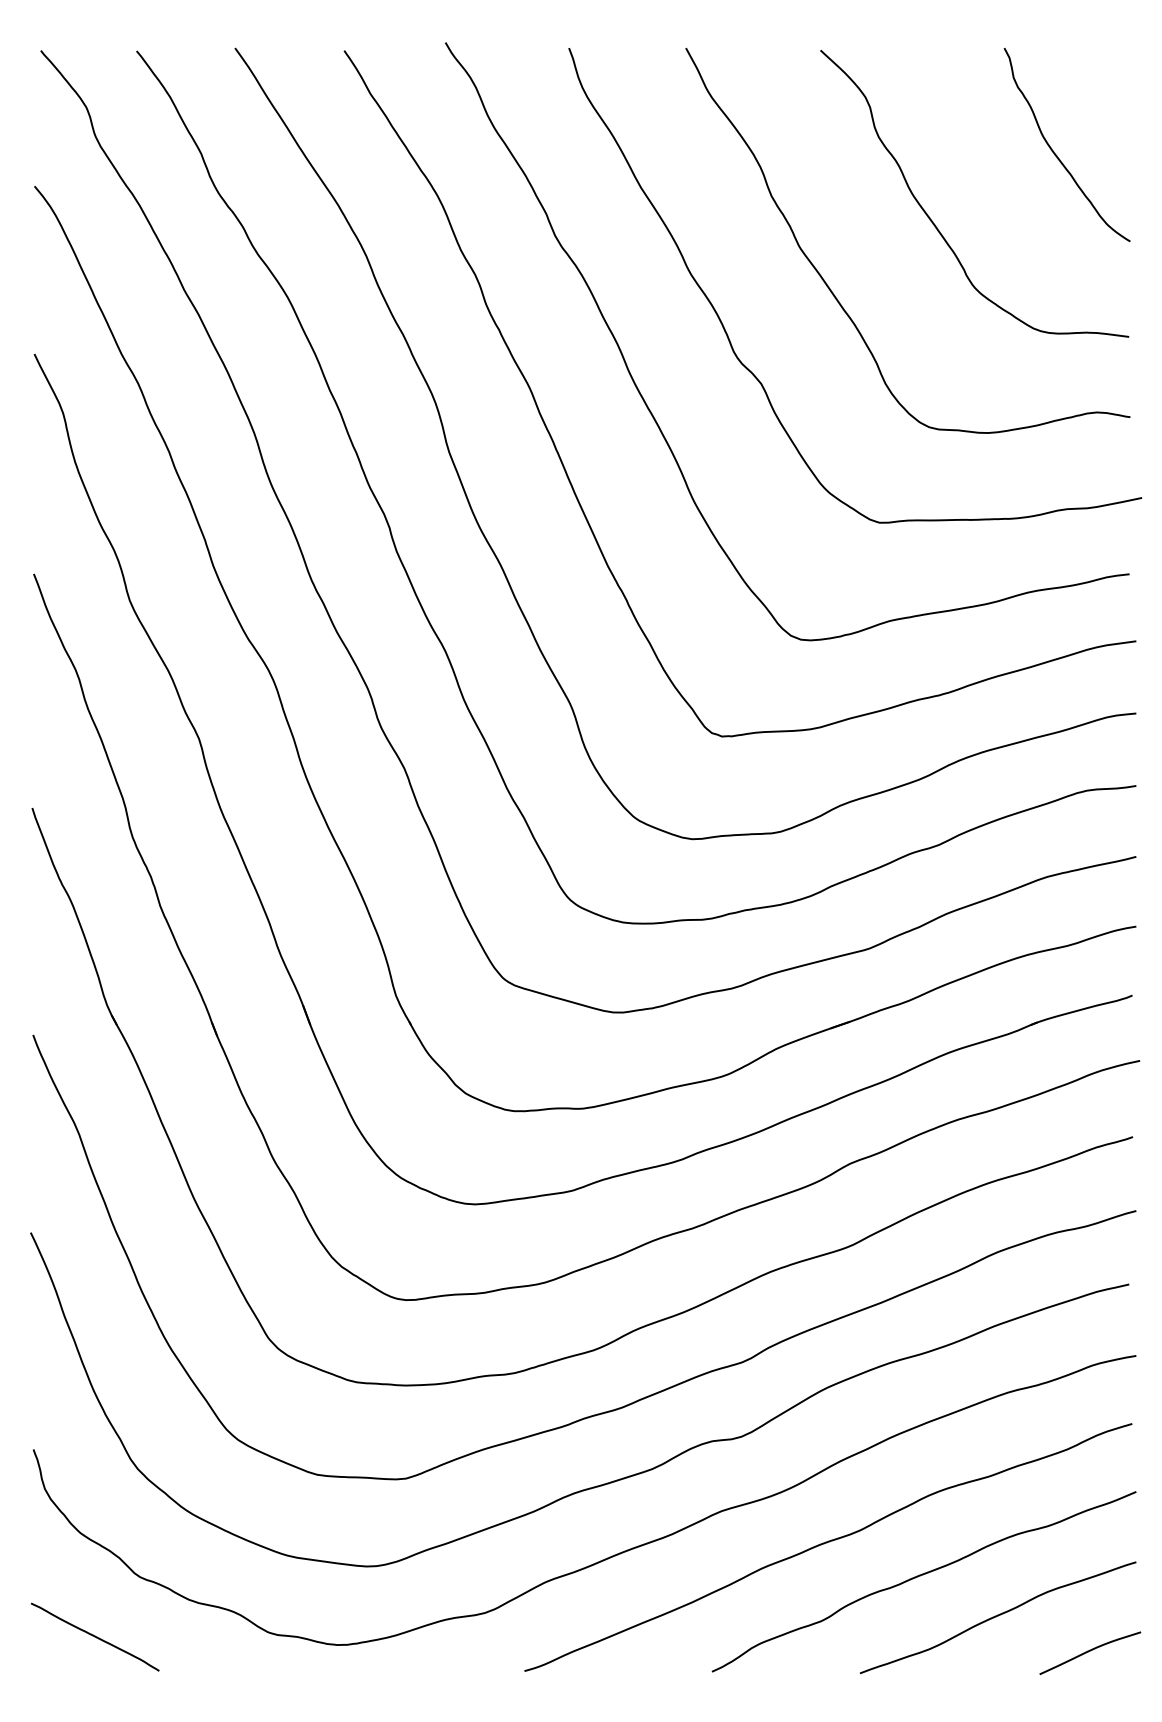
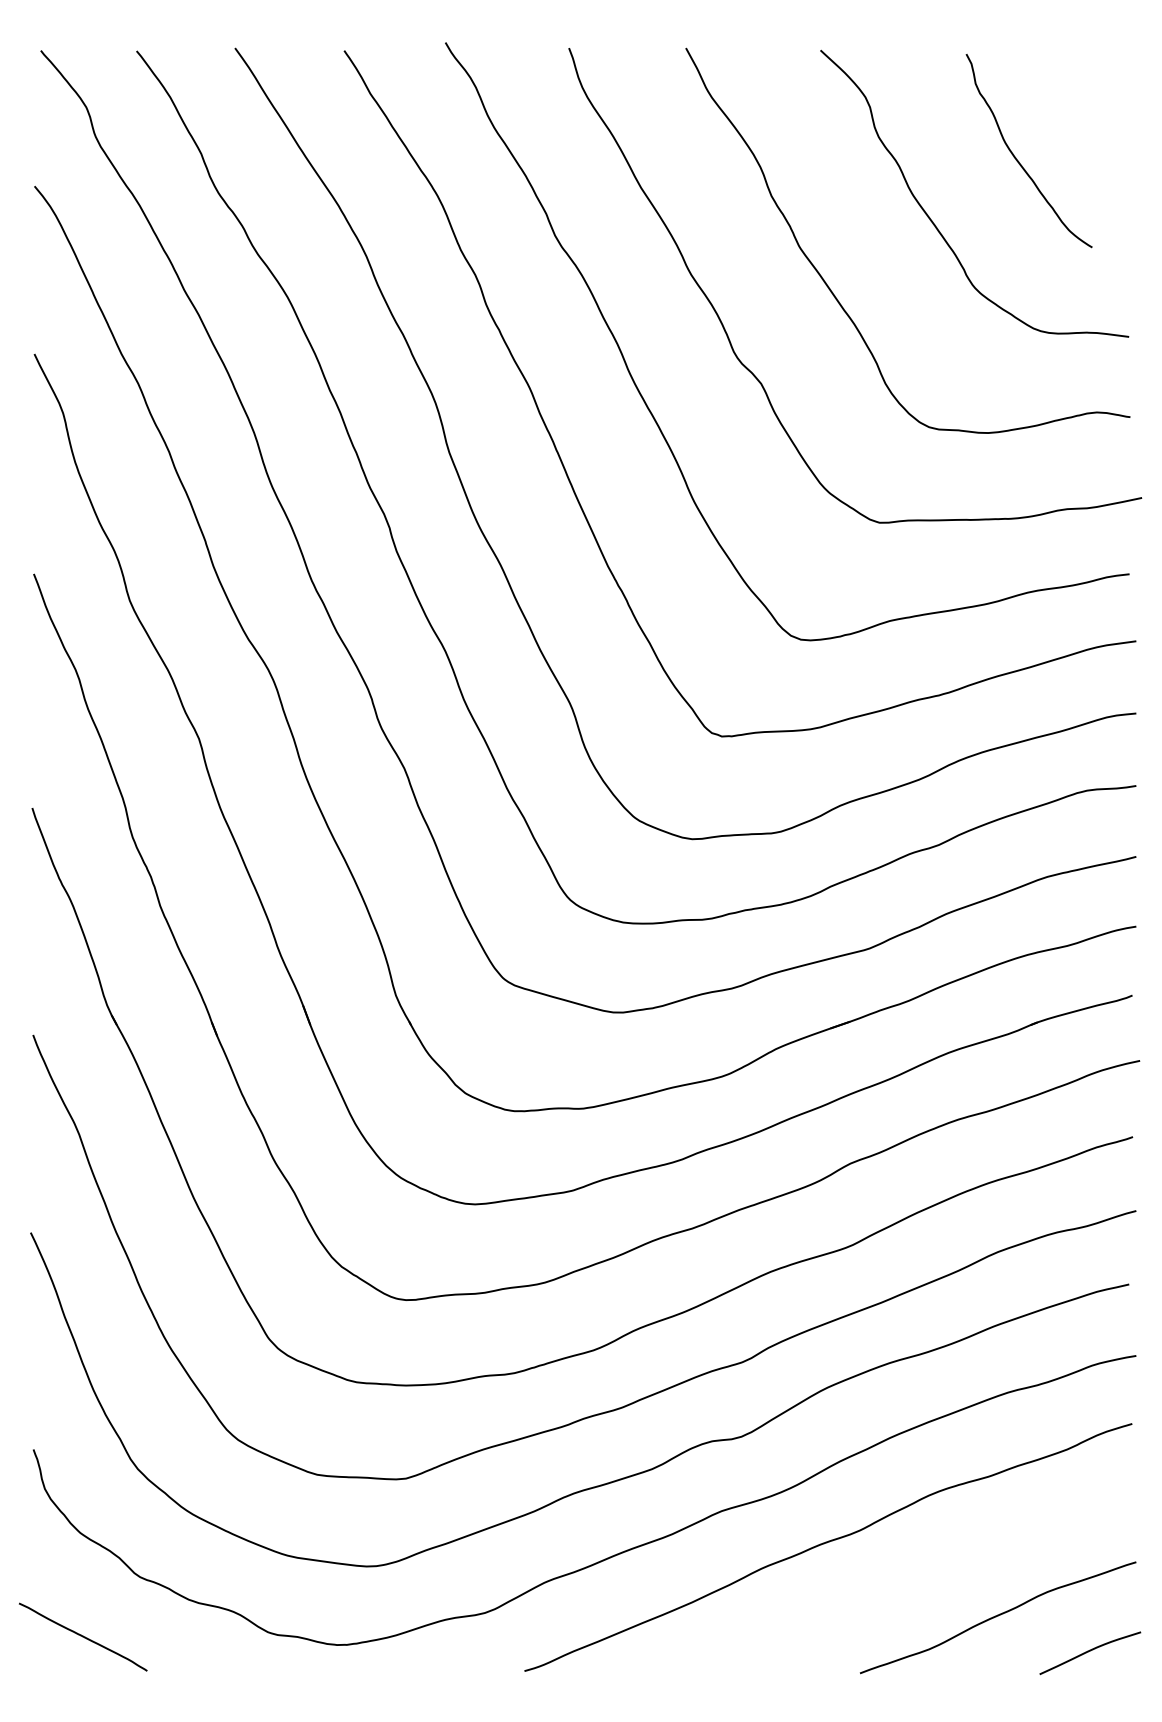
curve position: (1054, 151) -> (1016, 157) (1016, 157)
curve: present -> none (920, 1576)
curve position: (95, 1636) -> (83, 1636) (83, 1636)
